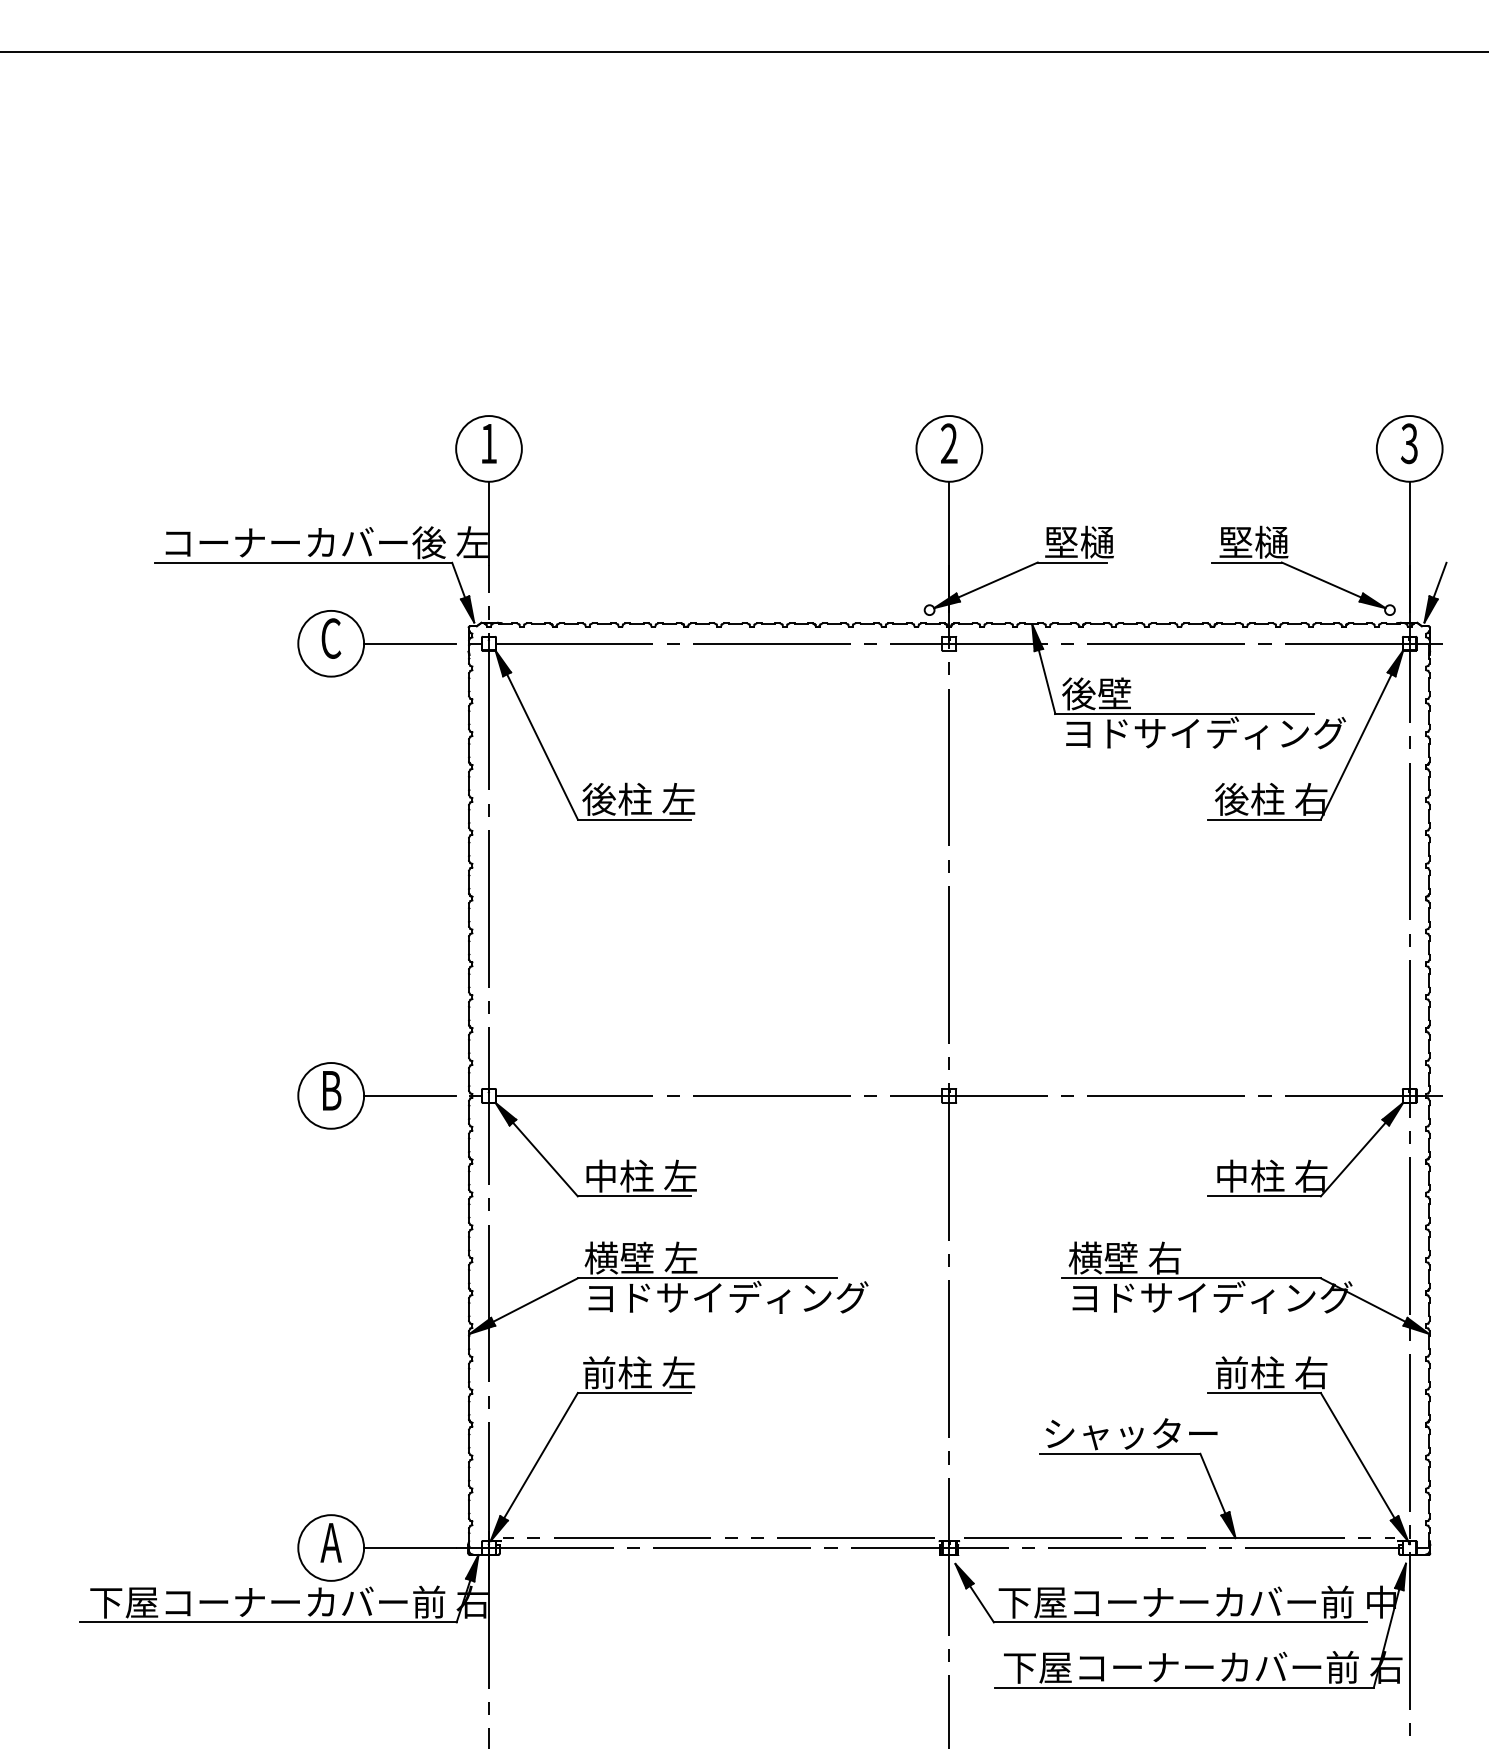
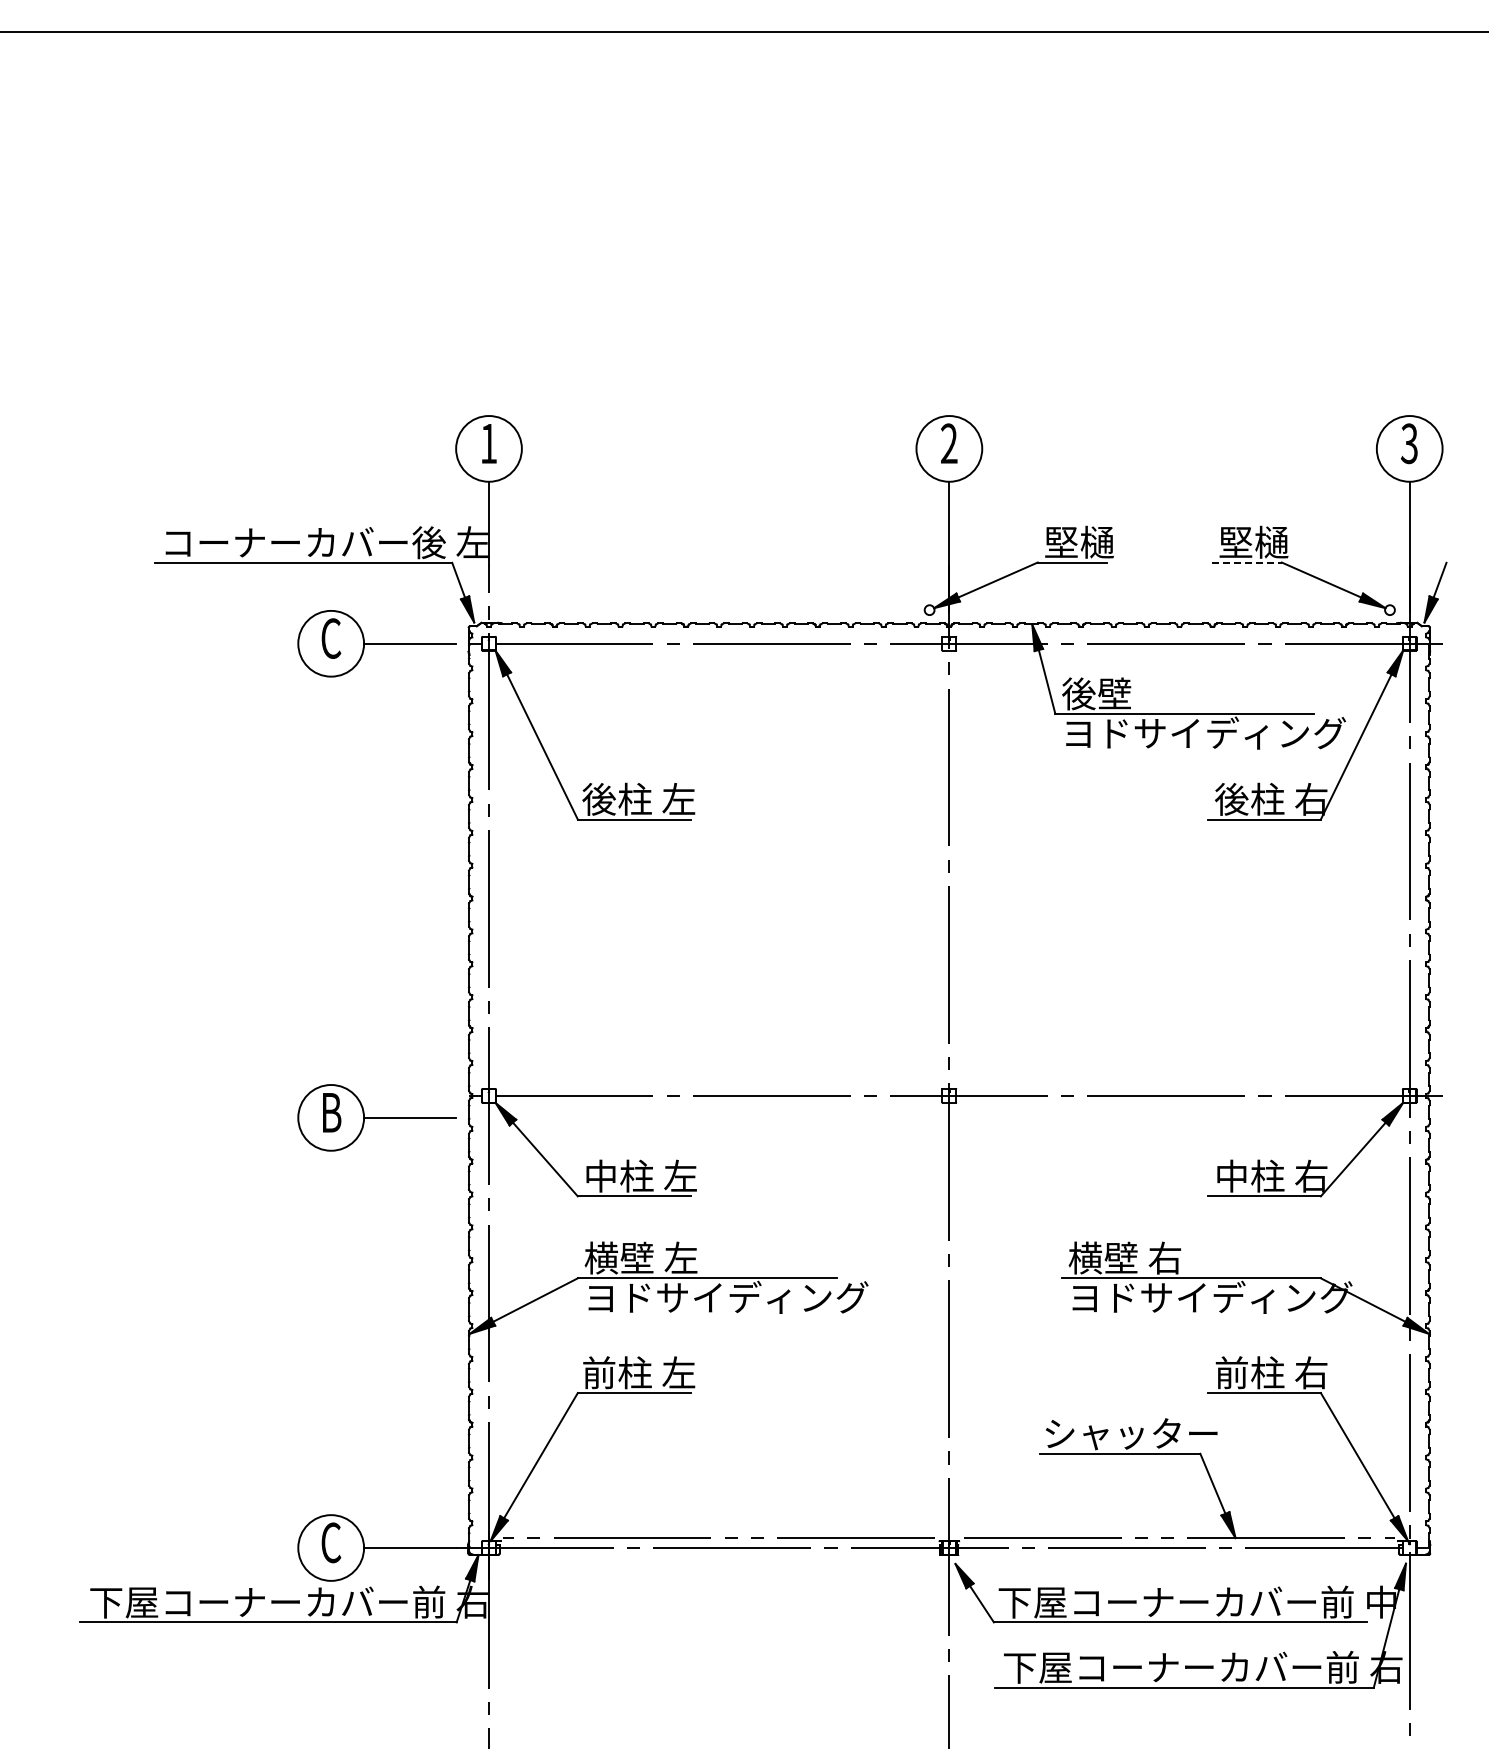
line position: (743, 52) -> (743, 32) (743, 32)
line: solid -> dashed (1247, 562)
part position: (376, 1095) -> (376, 1117) (376, 1117)
text: A -> C (330, 1542)
